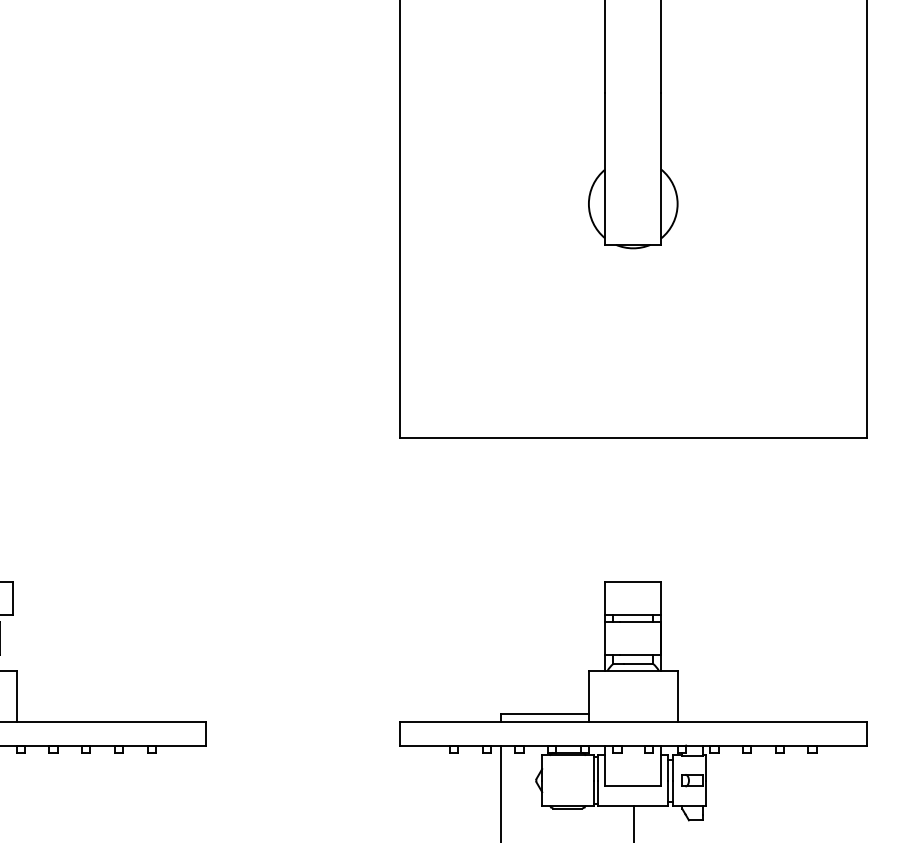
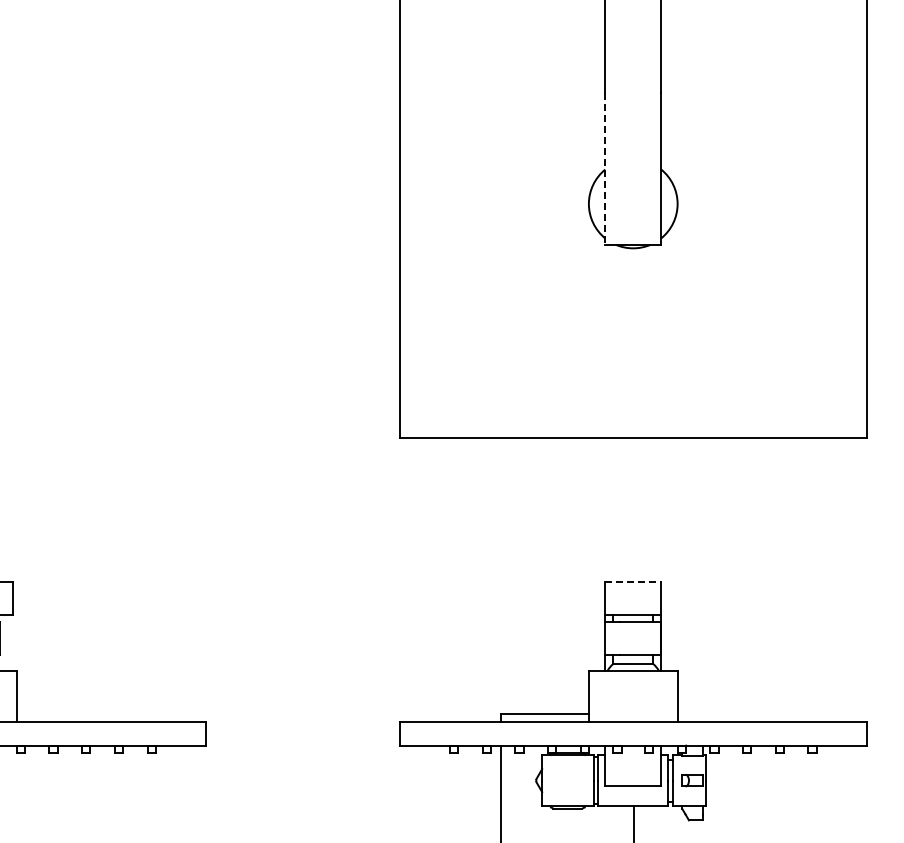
line: solid -> dashed (605, 168)
line: solid -> dashed (633, 582)
